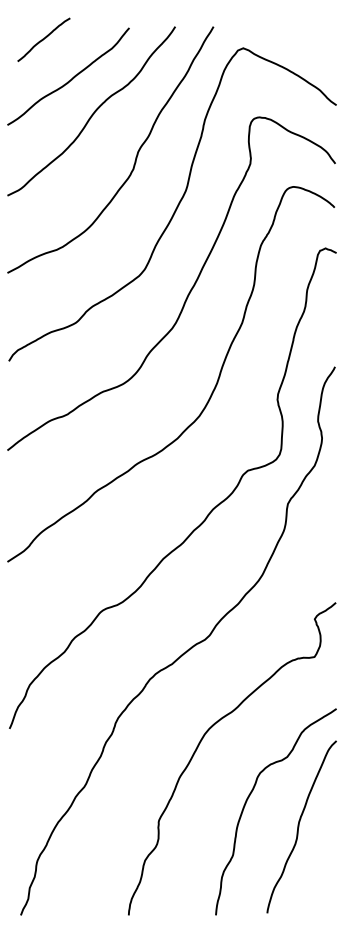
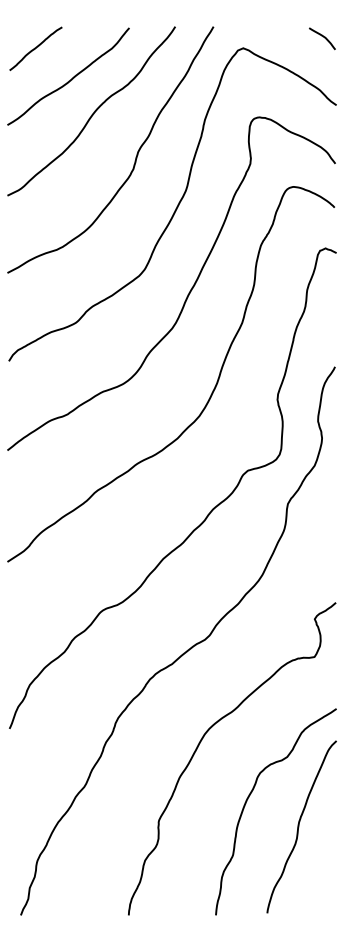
curve: none -> present (323, 37)
curve position: (43, 39) -> (35, 48) (35, 48)
